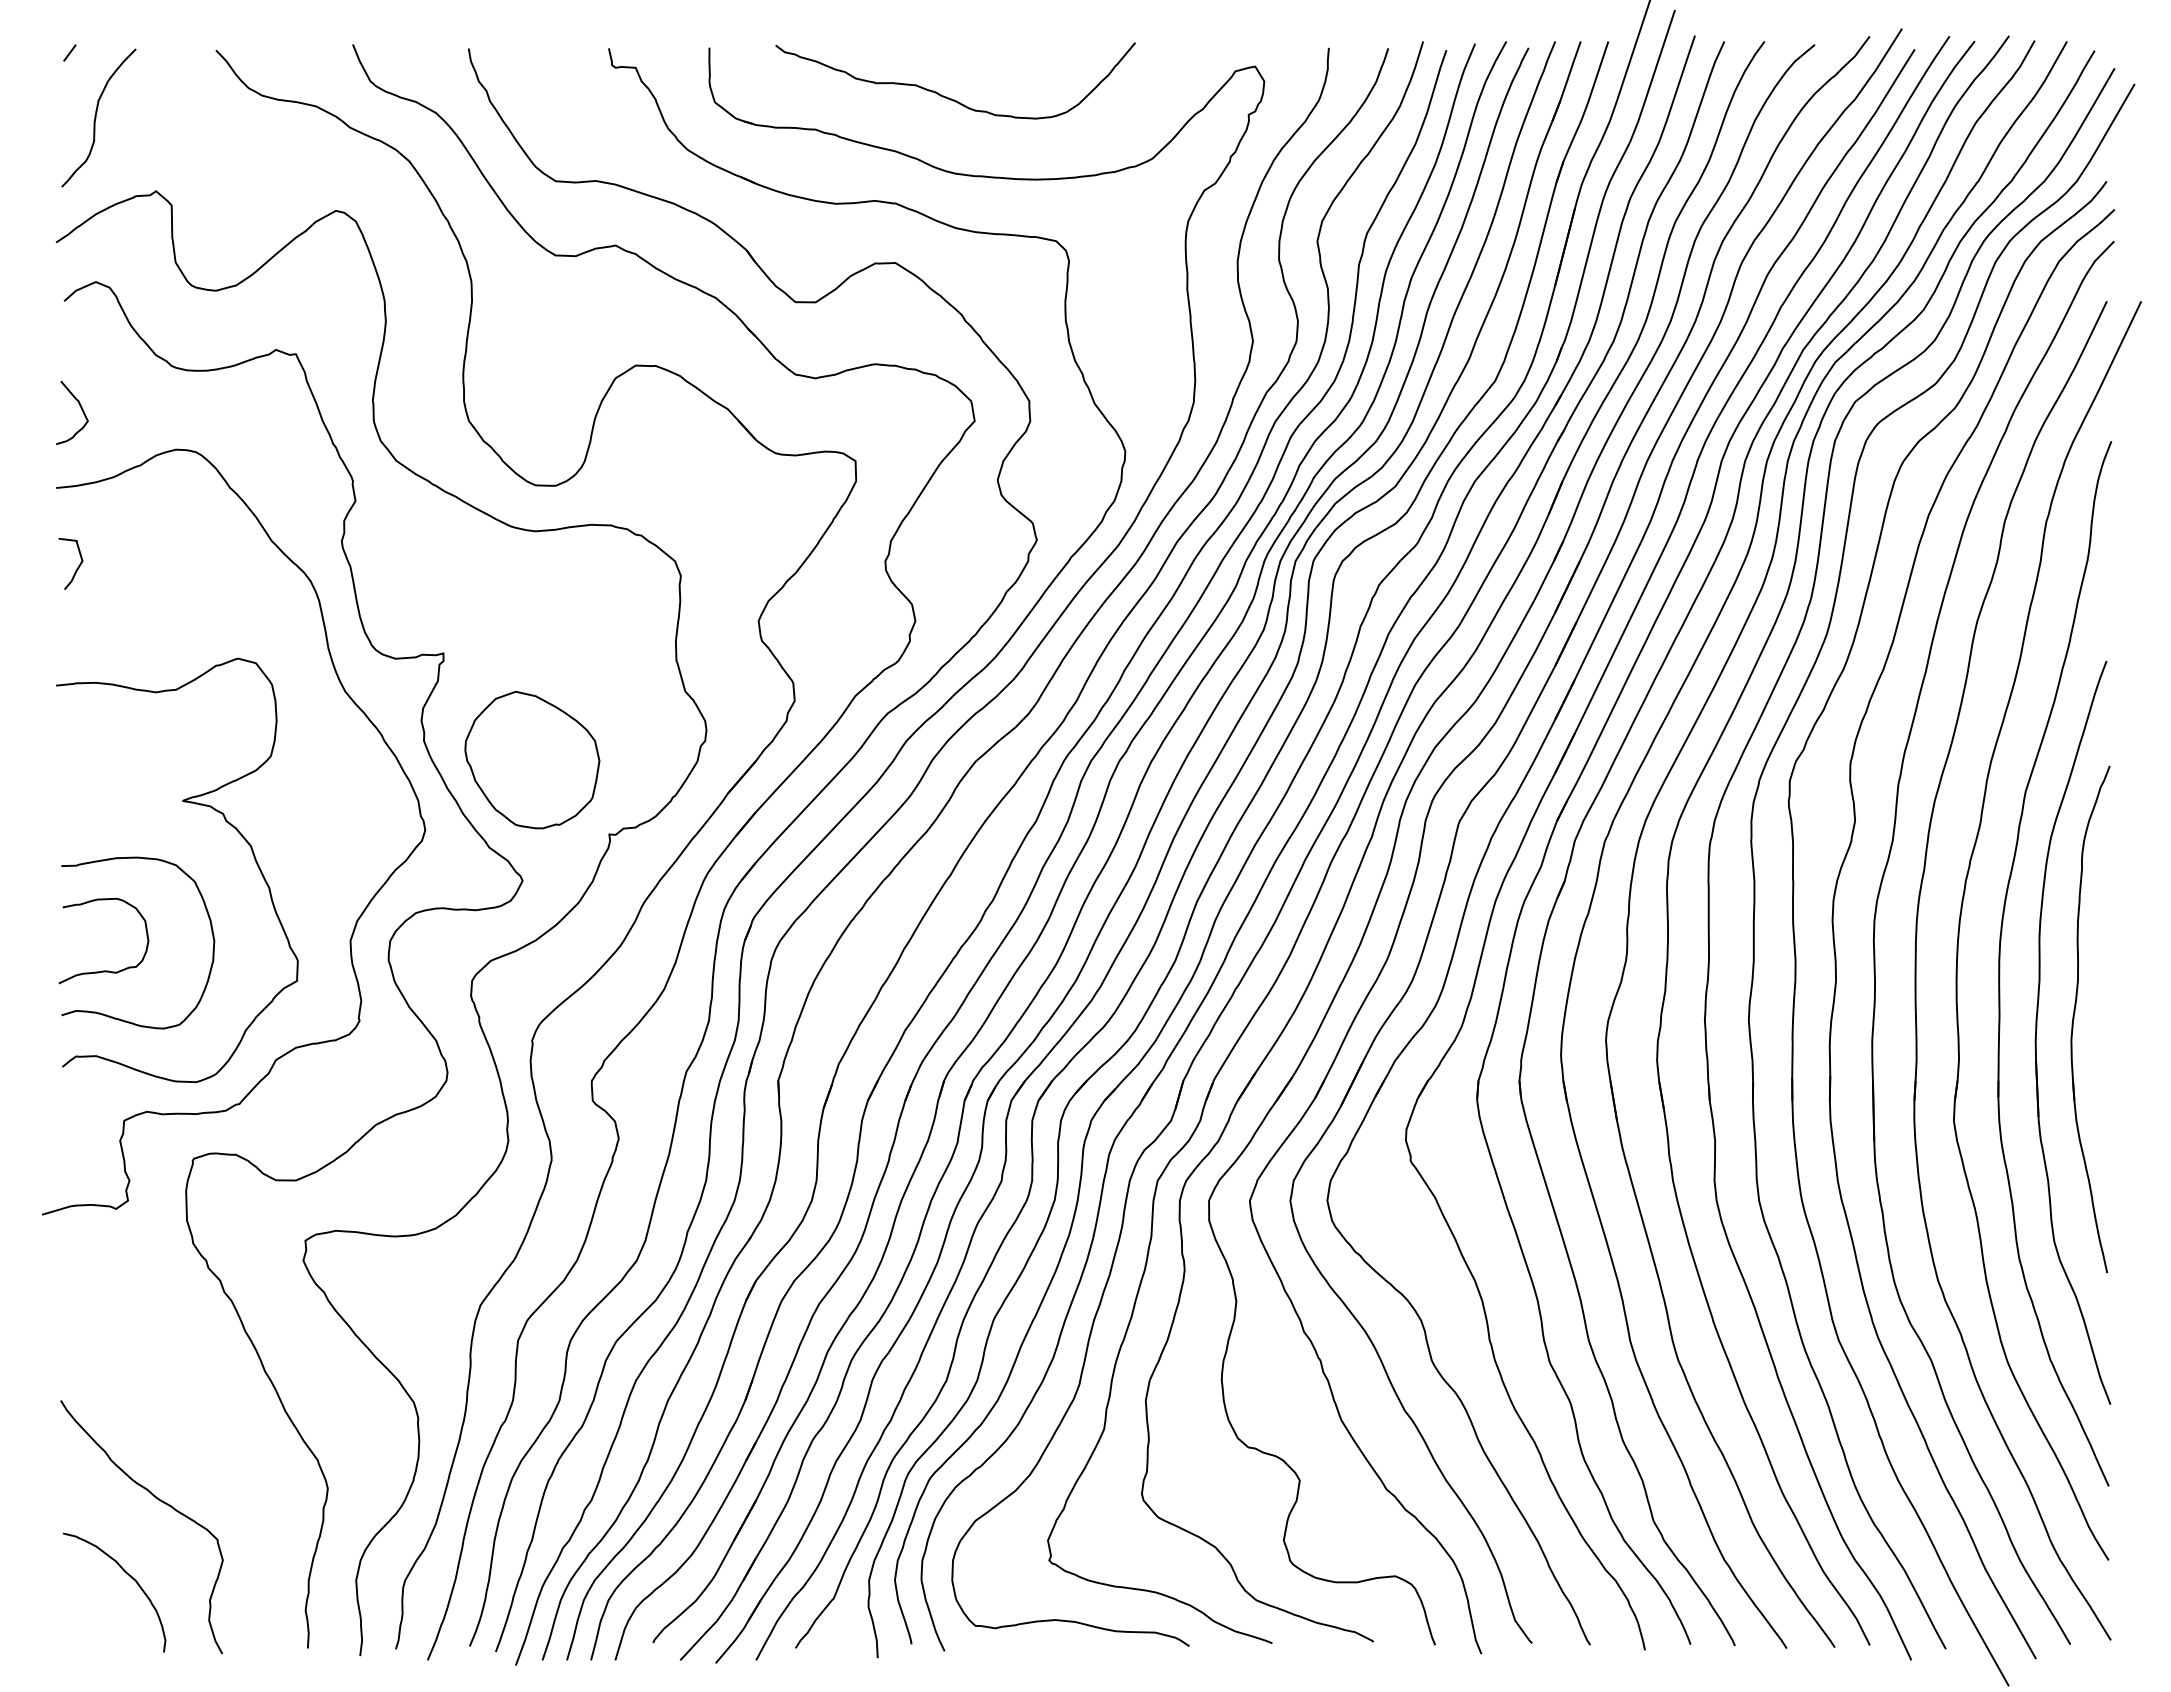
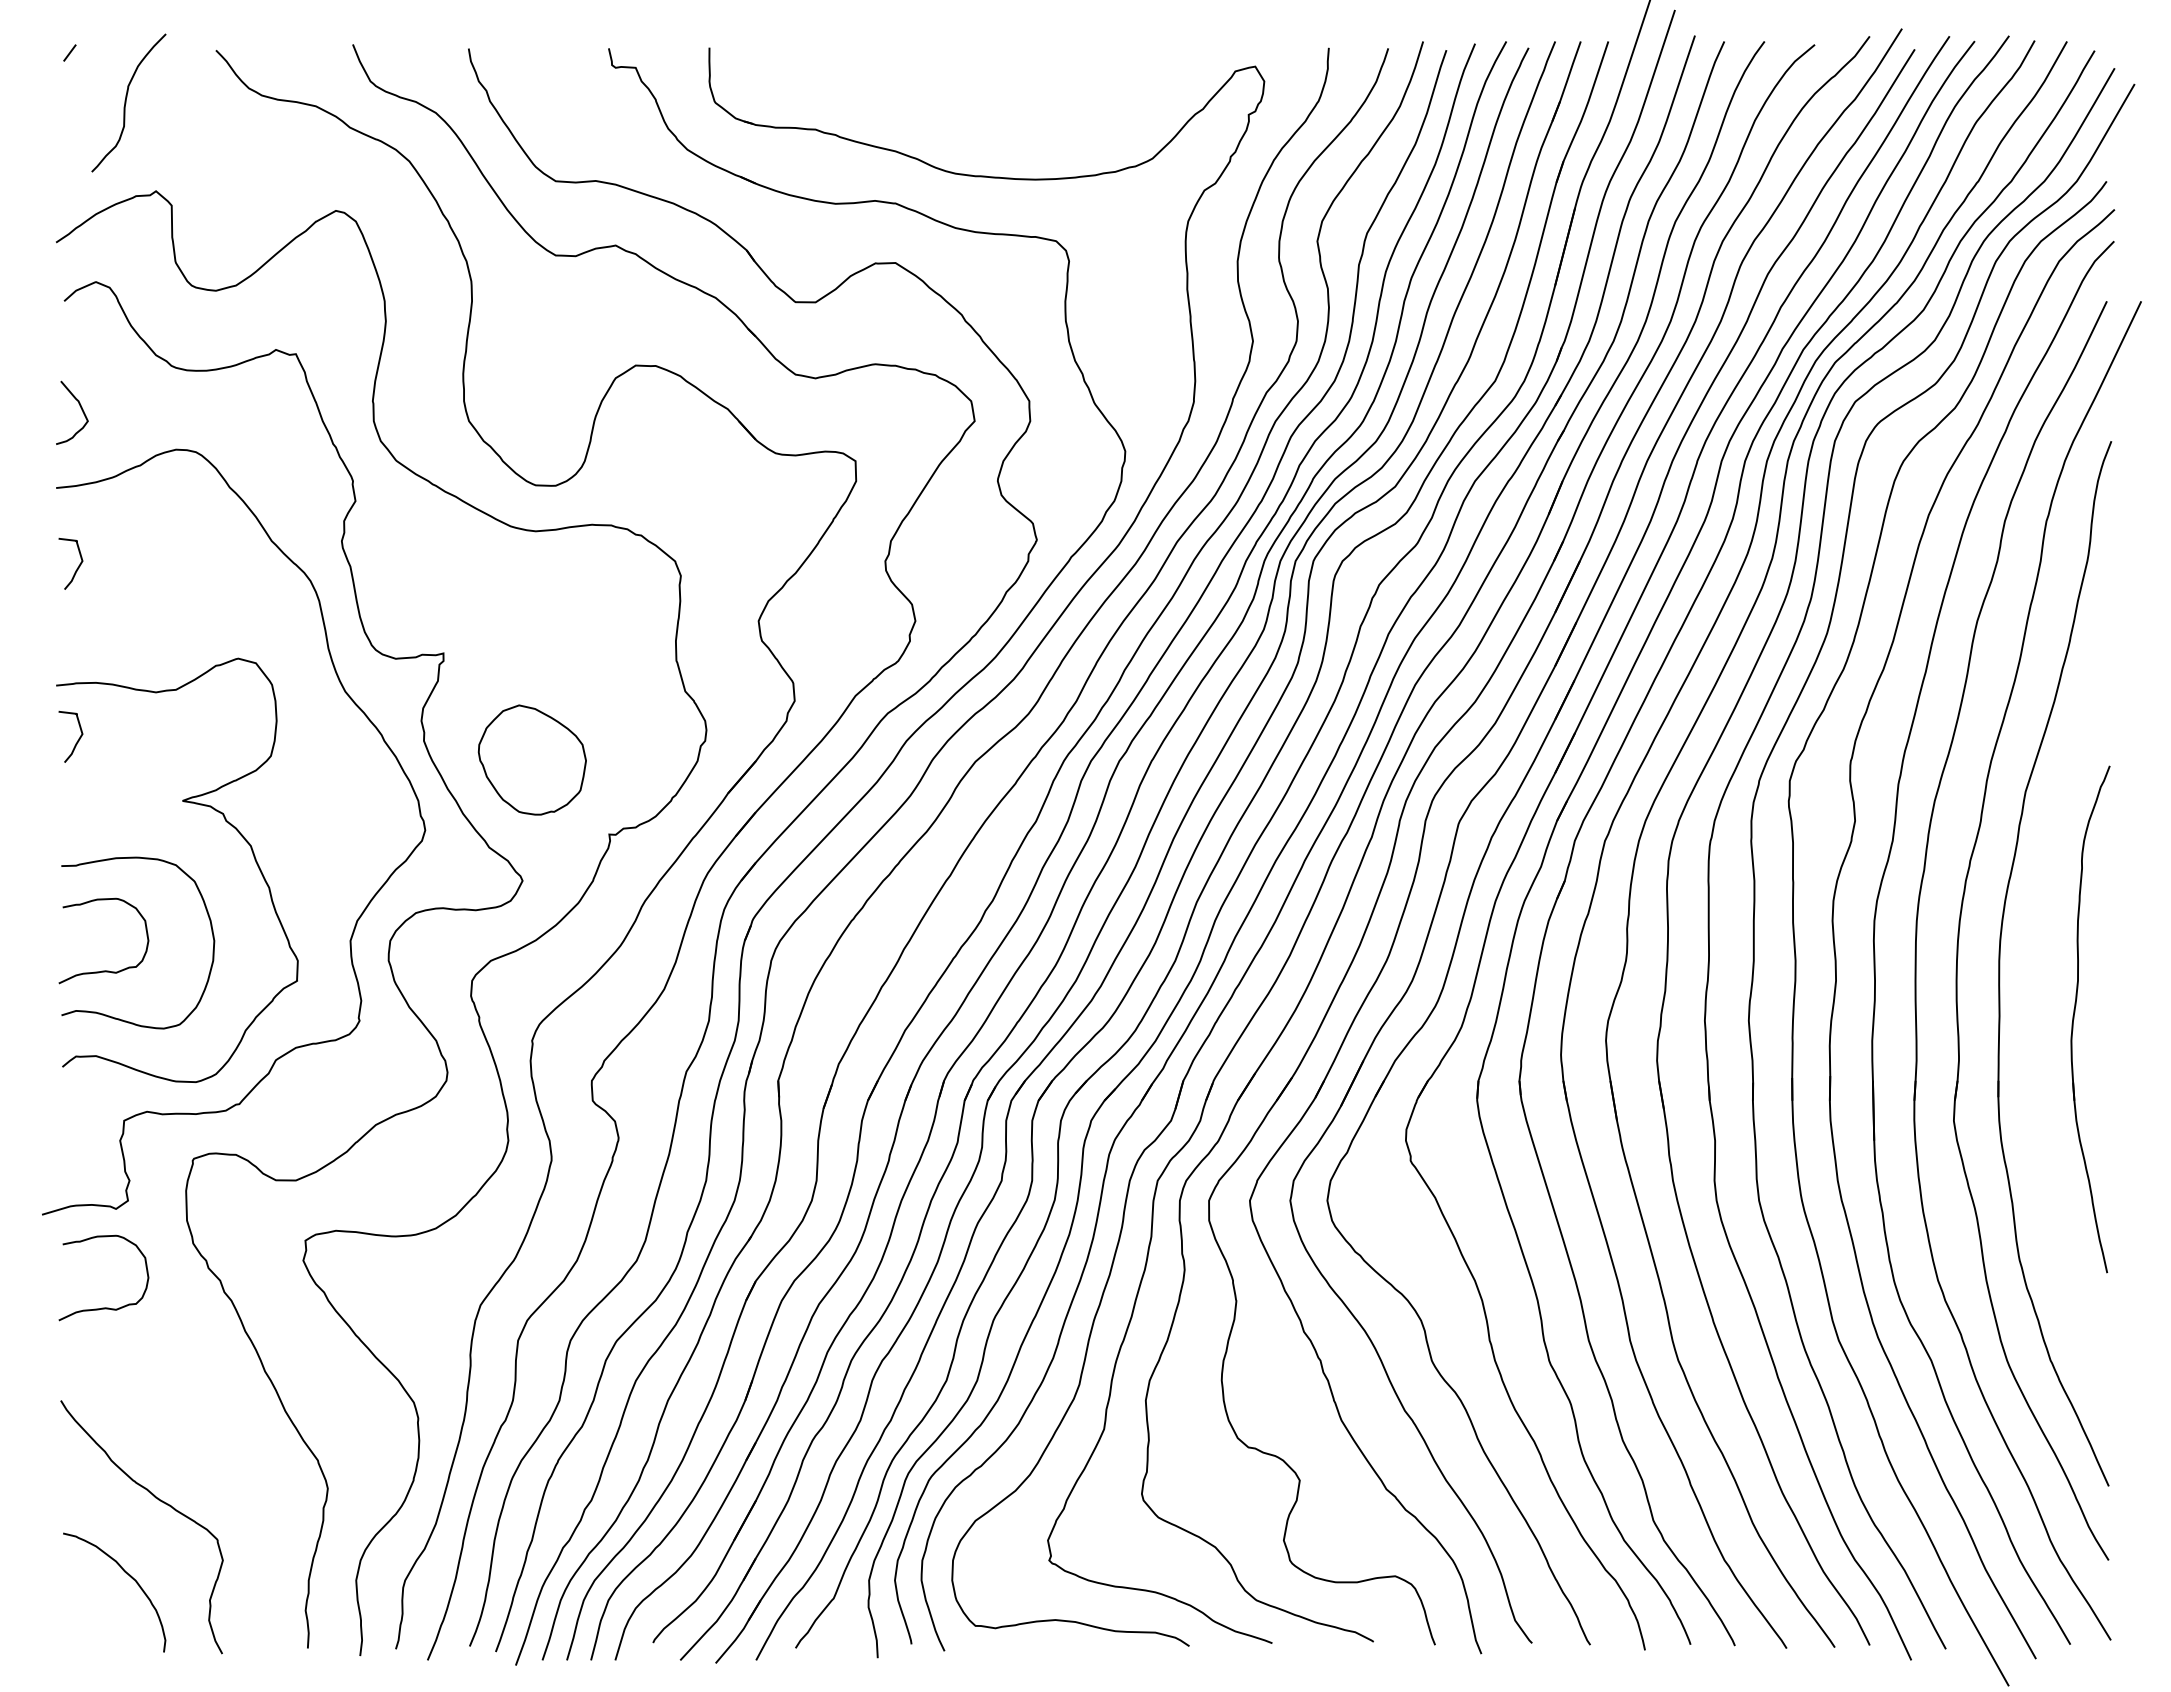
curve: present -> none (949, 97)
curve position: (96, 117) -> (126, 102) (126, 102)
curve: none -> present (77, 740)
part size: 137x140 px -> 110x112 px (531, 759)
part: present -> none (2037, 1029)
curve: none -> present (103, 1307)
